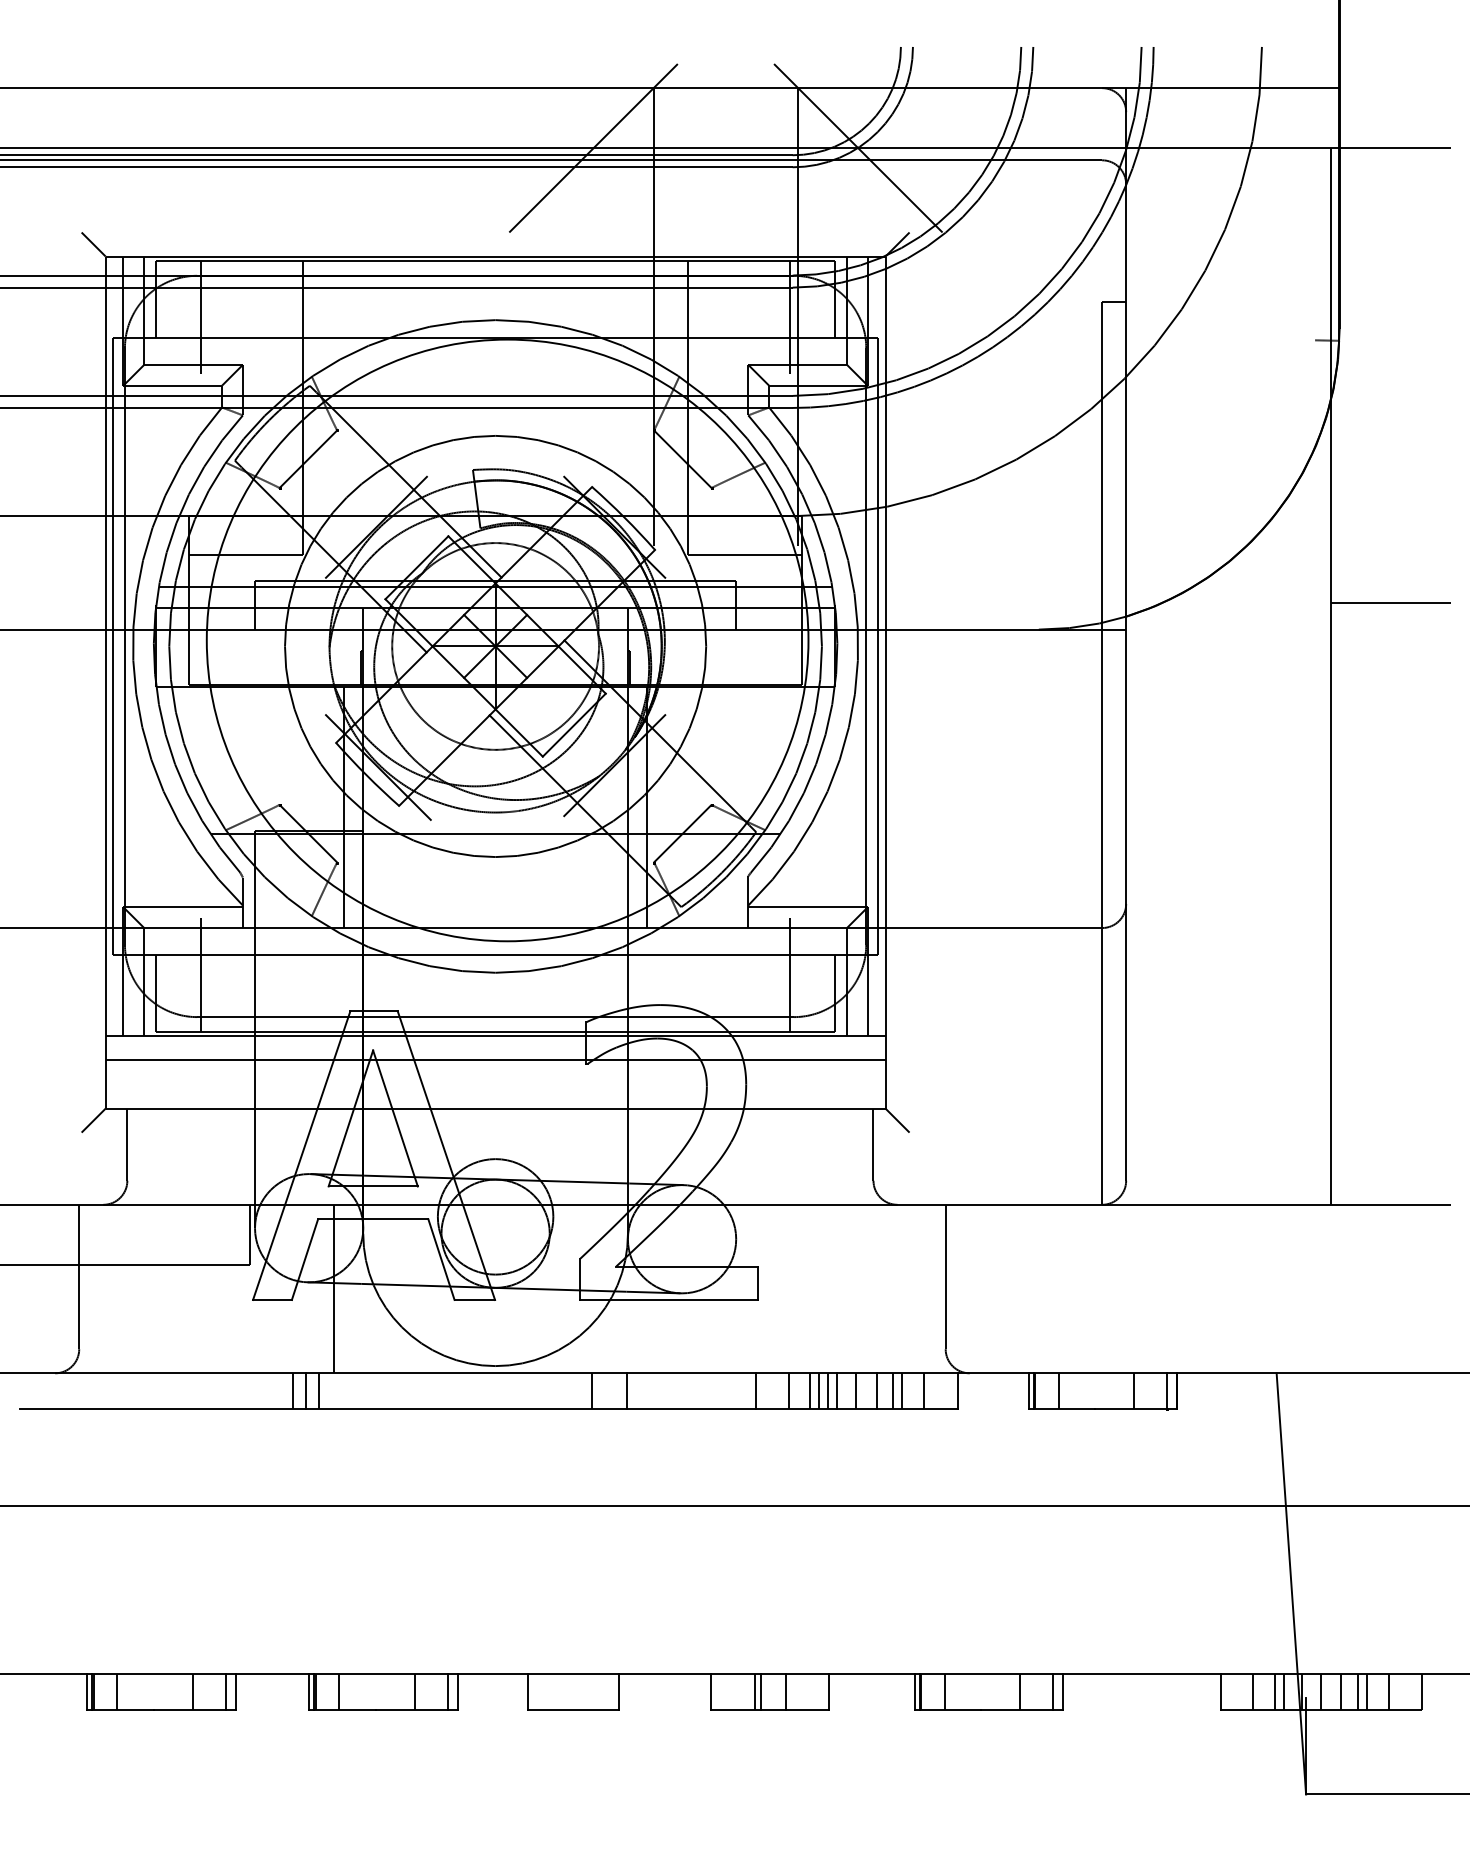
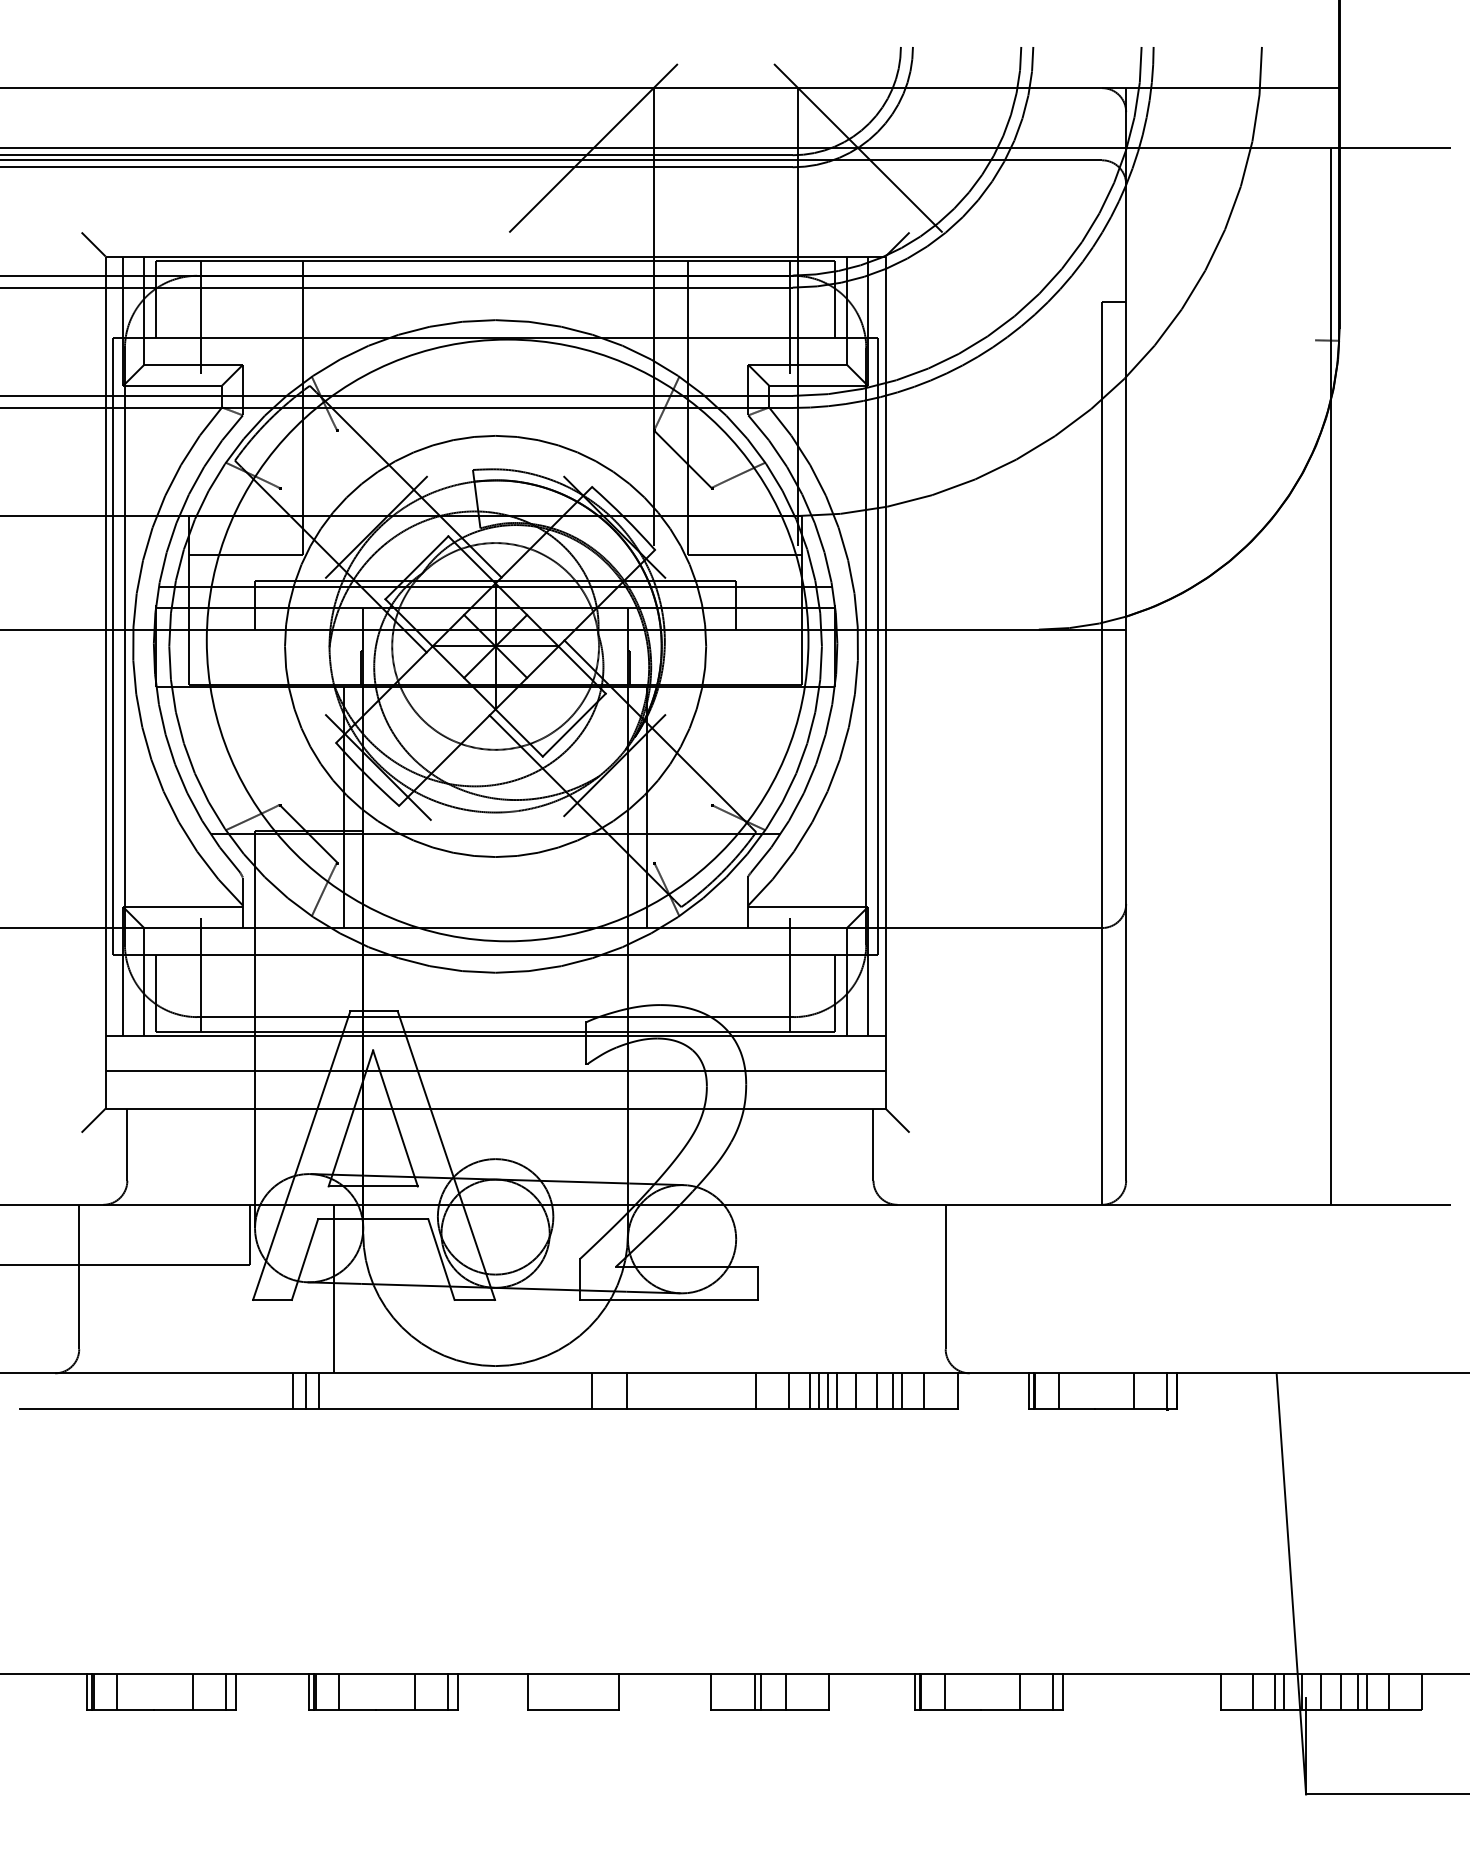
line: present -> none (308, 459)
line: present -> none (1390, 603)
line: present -> none (682, 833)
line position: (495, 1060) -> (495, 1071) (495, 1071)
line: present -> none (734, 1505)
